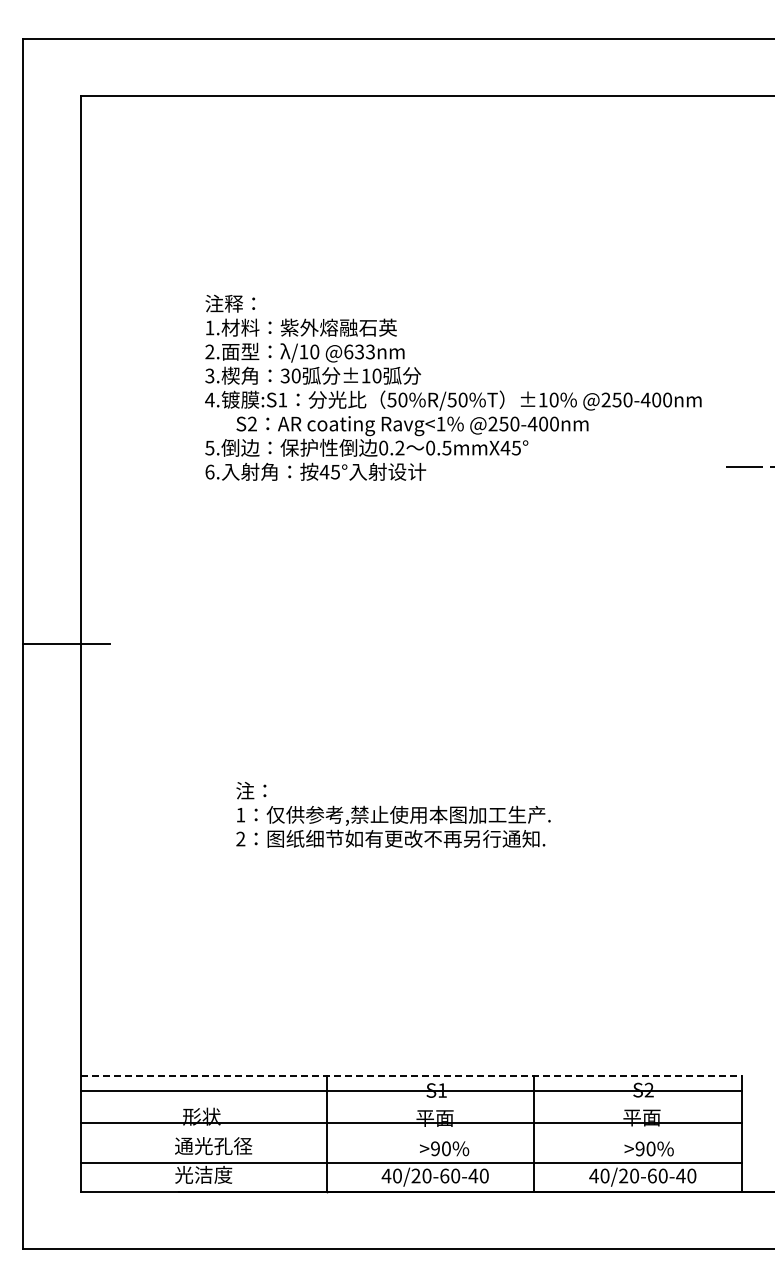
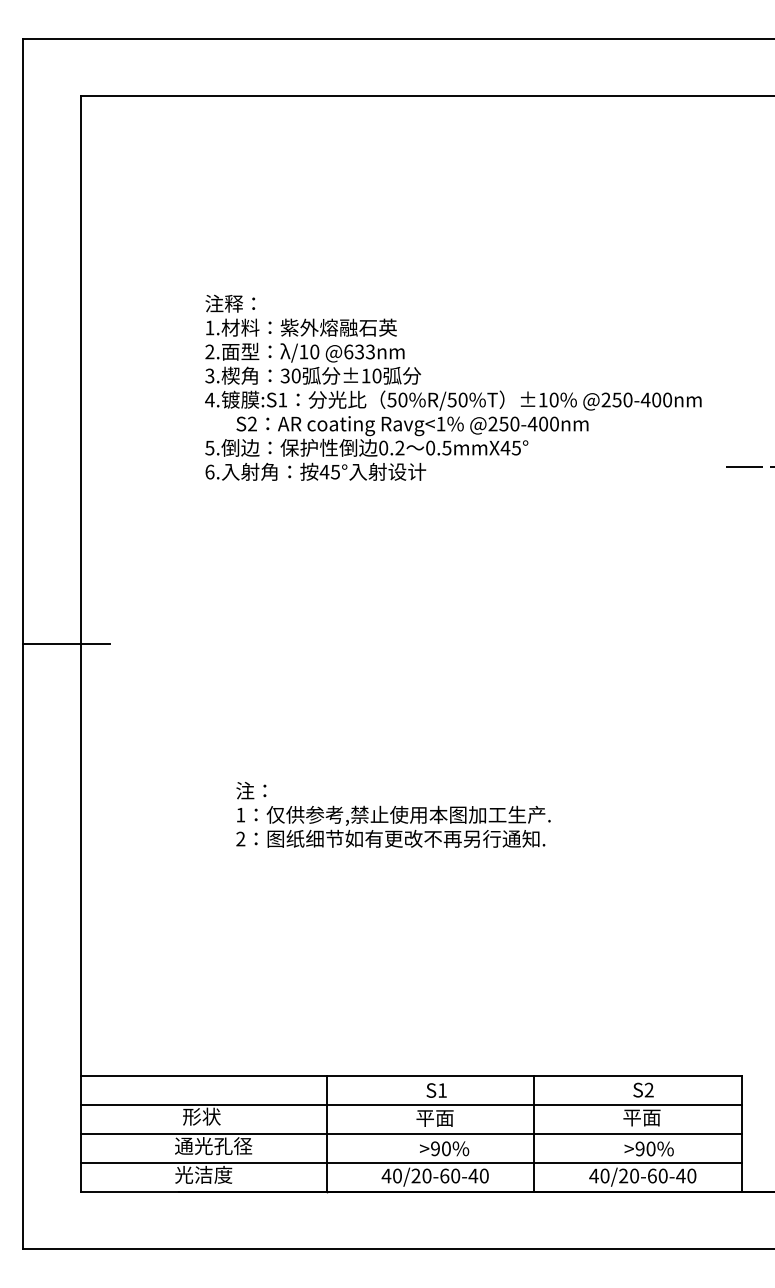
line: dashed -> solid (411, 1076)
line position: (410, 1091) -> (410, 1105) (410, 1105)
line position: (410, 1123) -> (410, 1134) (410, 1134)
